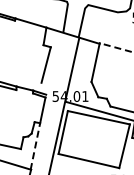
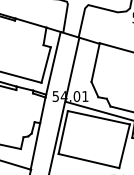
line: dashed -> solid (116, 47)
line: none -> present (52, 64)
line: none -> present (21, 77)
line: dashed -> solid (35, 146)
